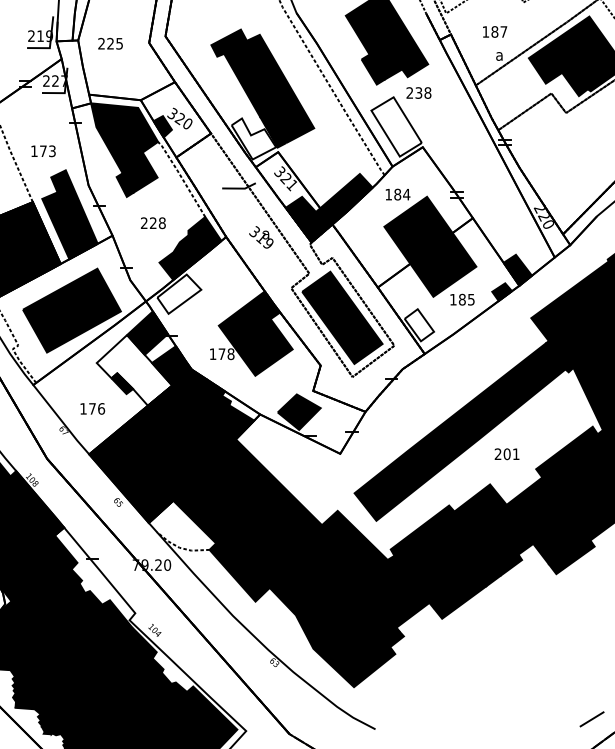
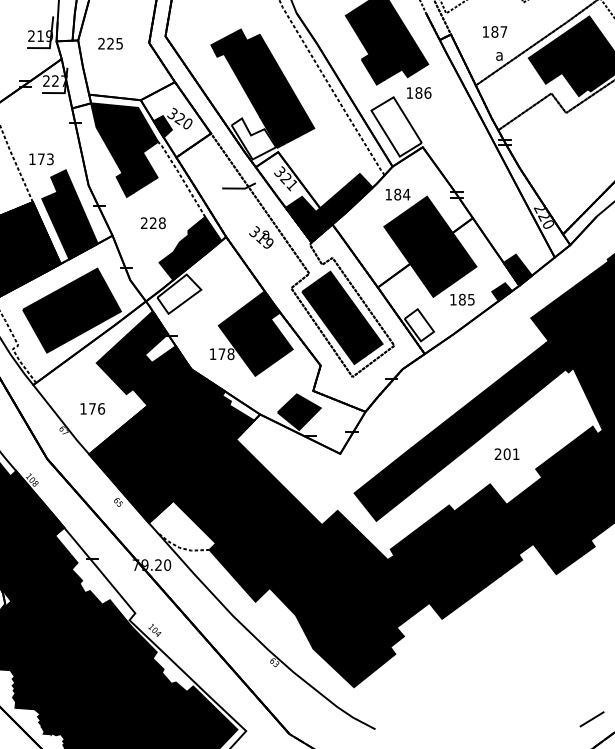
text: 238 -> 186 (418, 92)
text position: (43, 151) -> (41, 159) (41, 159)
fill: none -> present (134, 370)
